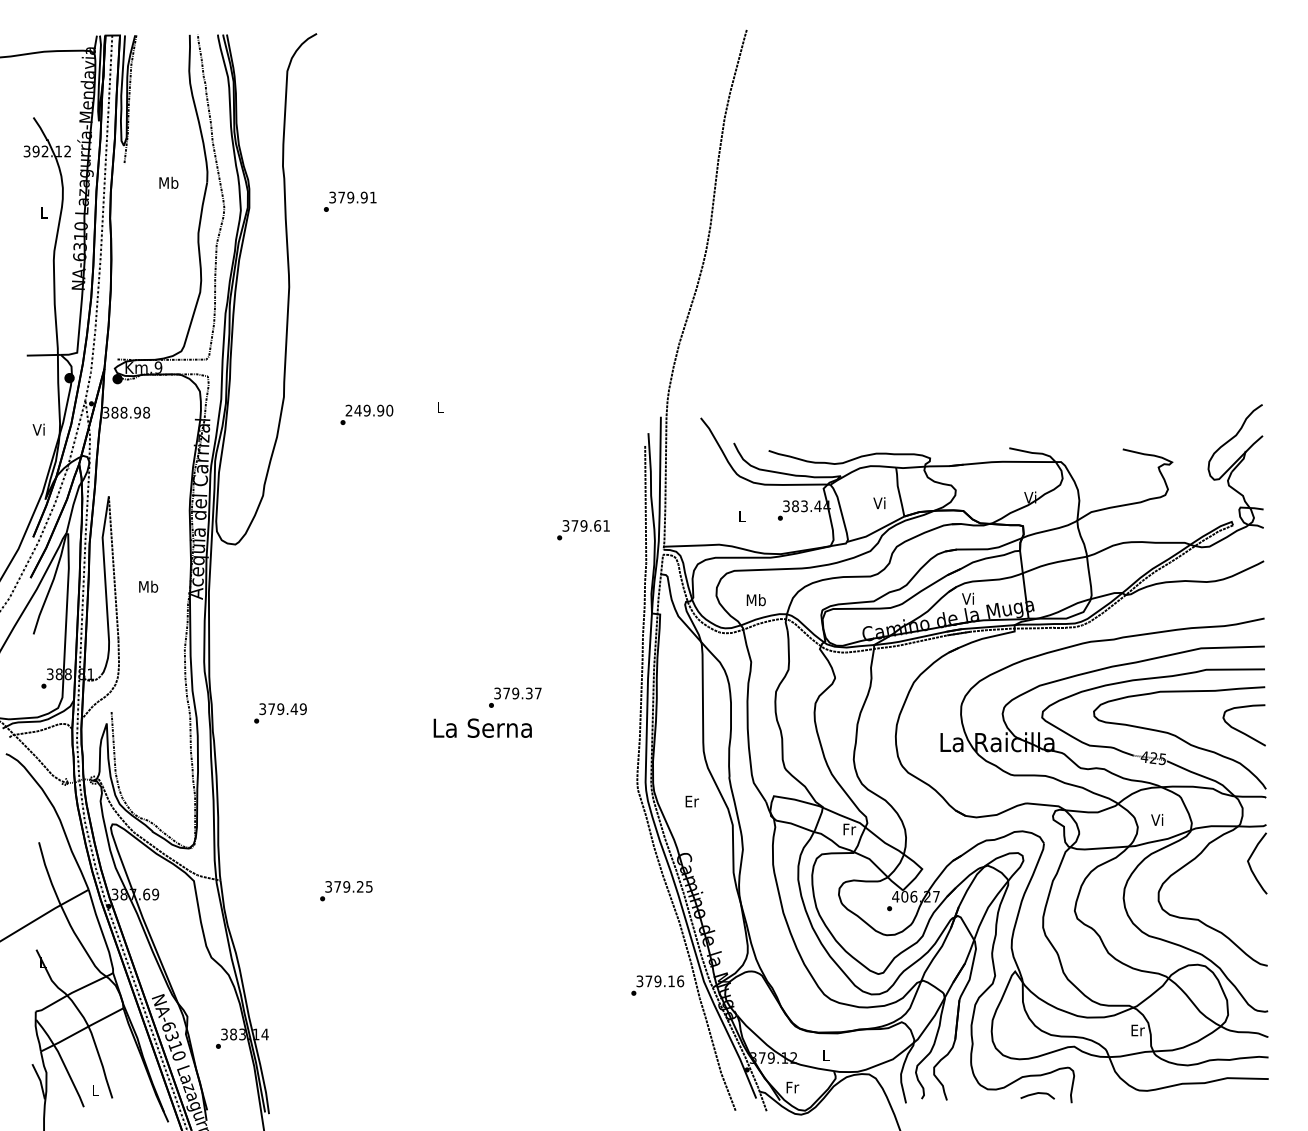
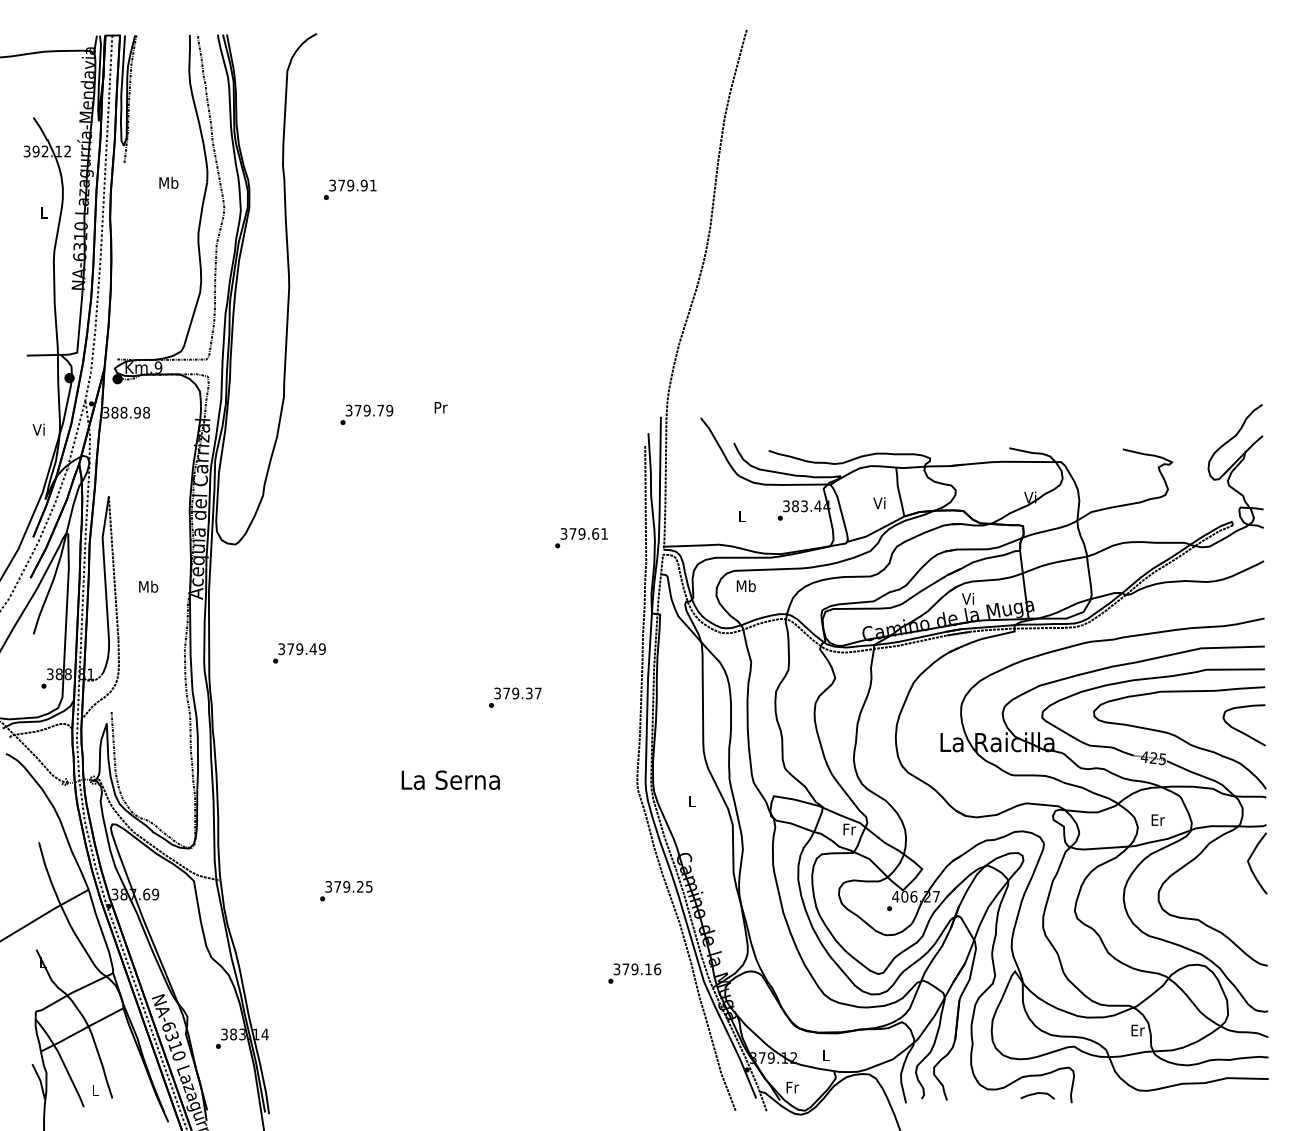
text position: (349, 201) -> (349, 189) (349, 189)
text: L -> Pr (440, 407)
text: 249.90 -> 379.79 (369, 410)
text position: (583, 530) -> (581, 538) (581, 538)
text position: (755, 600) -> (745, 586) (745, 586)
text position: (280, 713) -> (299, 653) (299, 653)
text position: (482, 727) -> (450, 779) (450, 779)
text: Er -> L (692, 801)
text: Vi -> Er (1157, 819)
text position: (657, 985) -> (634, 973) (634, 973)
